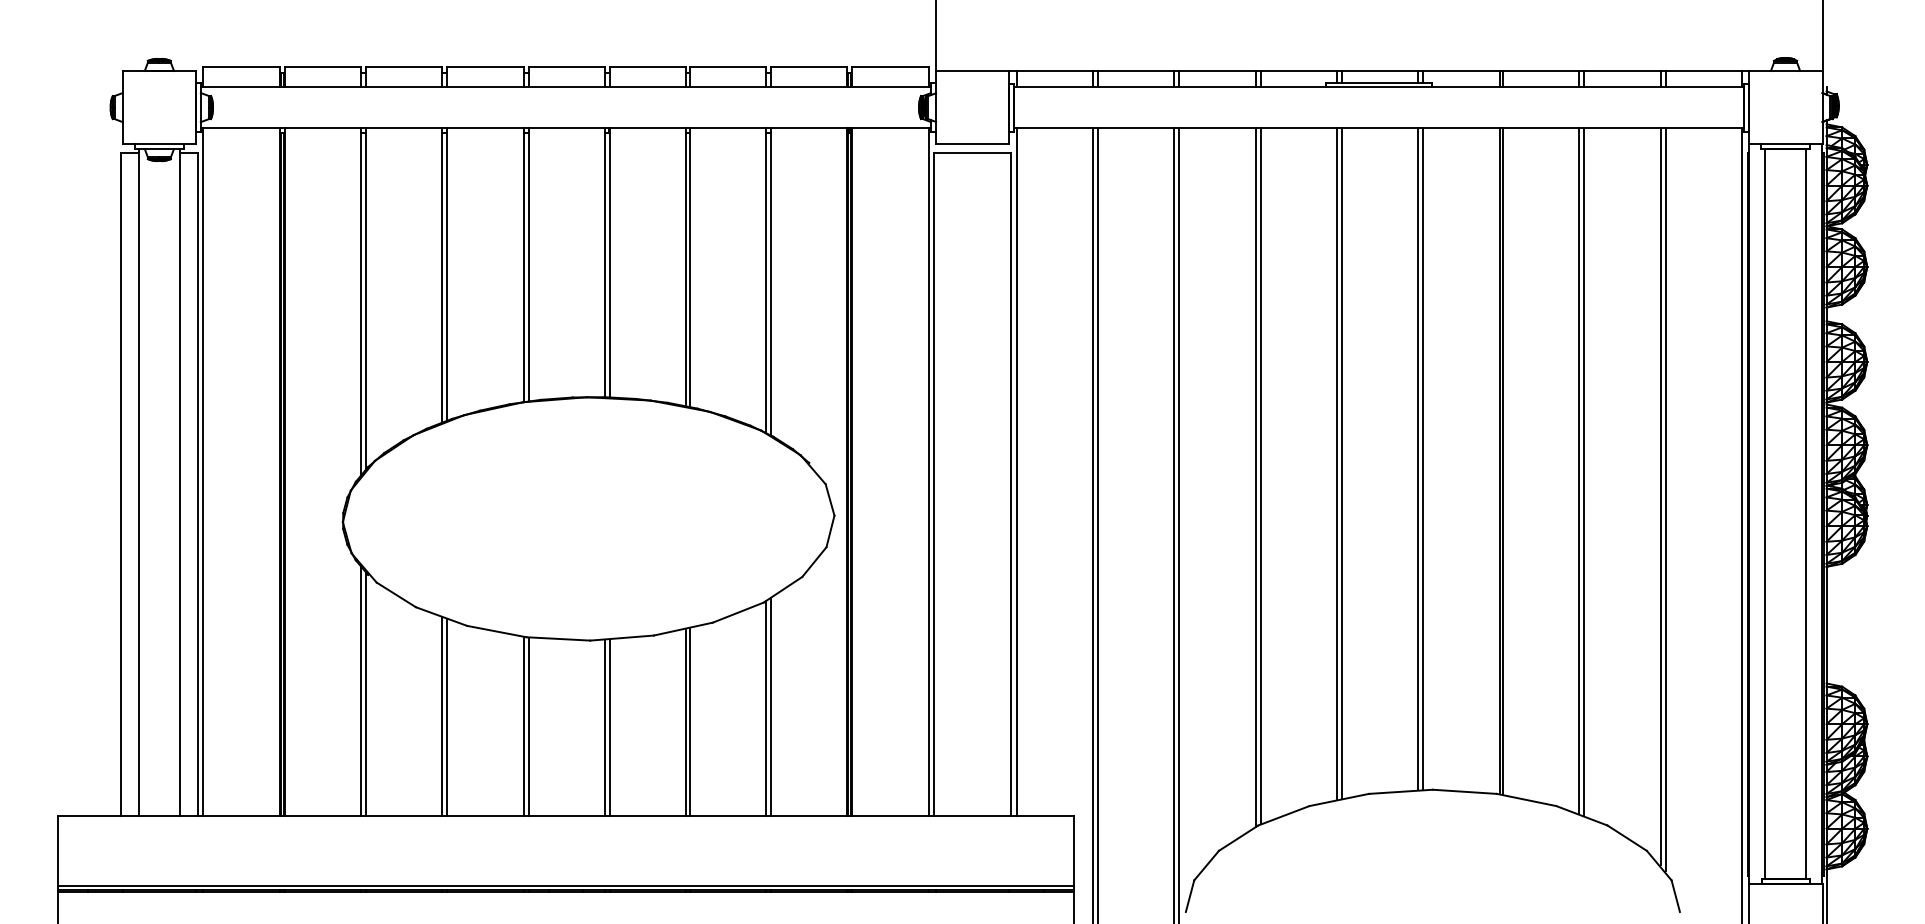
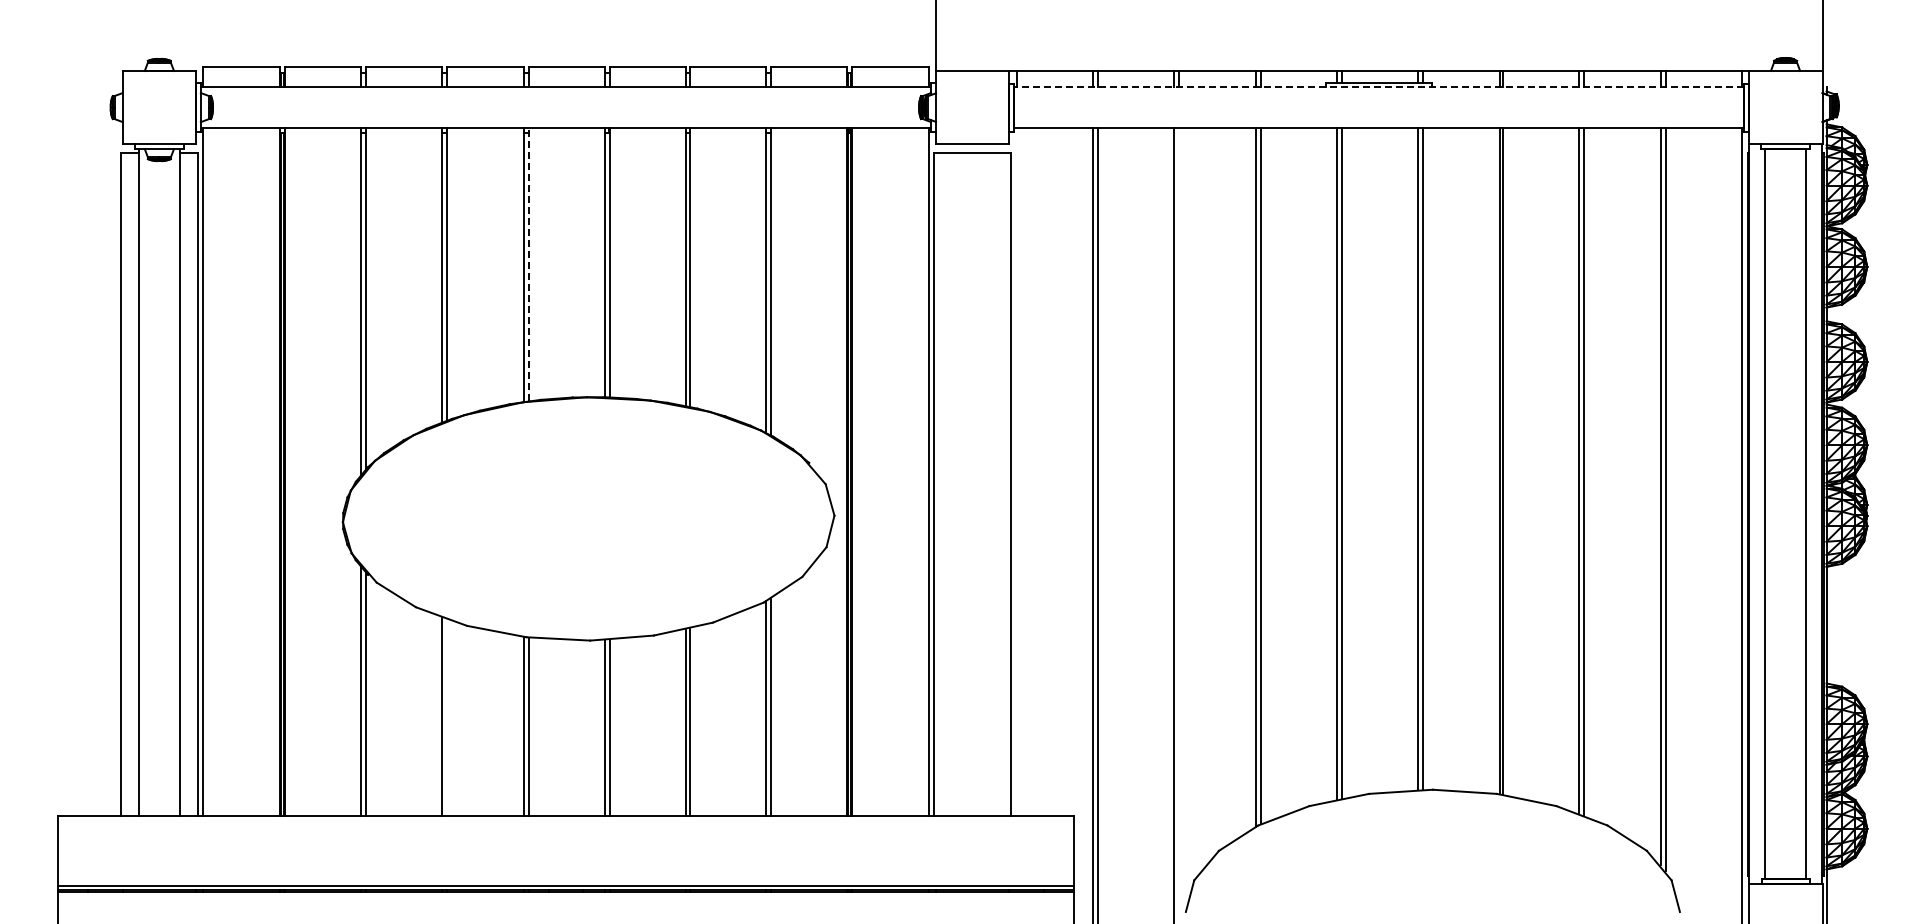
line: solid -> dashed (1378, 87)
line: solid -> dashed (528, 264)
line: present -> none (1016, 471)
line: present -> none (1179, 523)
line: present -> none (447, 717)
